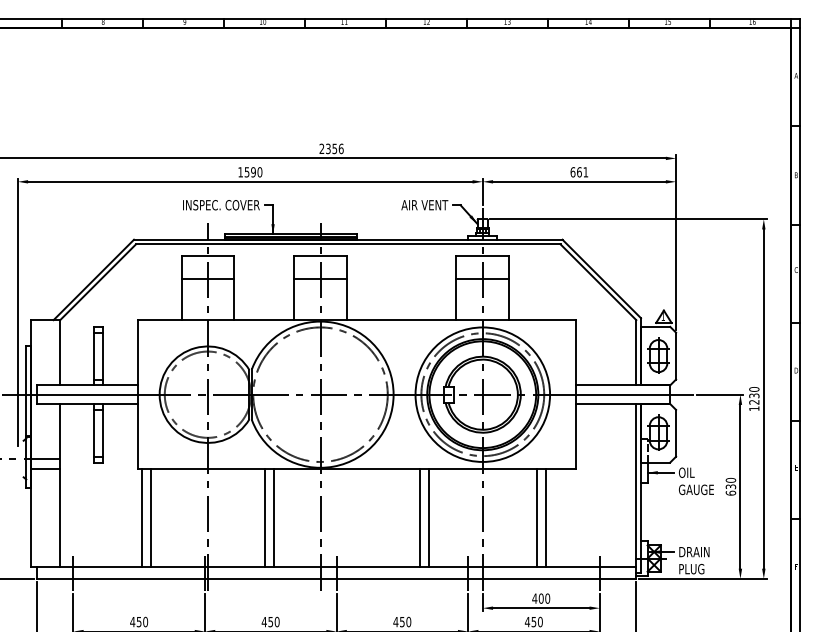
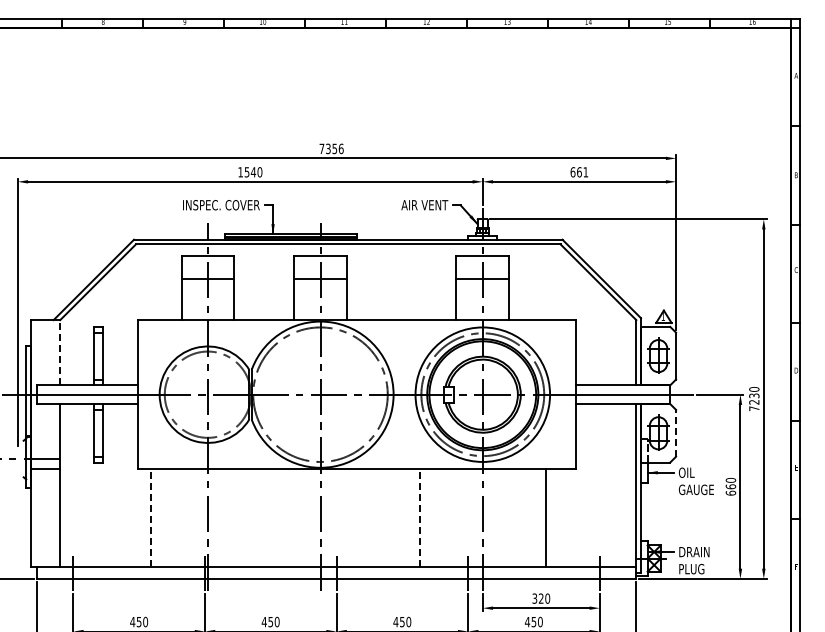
text: 2356 -> 7356 (321, 148)
text: 1590 -> 1540 (253, 172)
line: solid -> dashed (60, 352)
text: 1230 -> 7230 (754, 408)
line: solid -> dashed (676, 432)
text: 630 -> 660 (730, 486)
line: present -> none (141, 518)
line: solid -> dashed (151, 518)
line: present -> none (264, 518)
line: present -> none (274, 518)
line: solid -> dashed (419, 518)
line: present -> none (428, 518)
line: present -> none (536, 518)
text: 400 -> 320 (537, 598)
